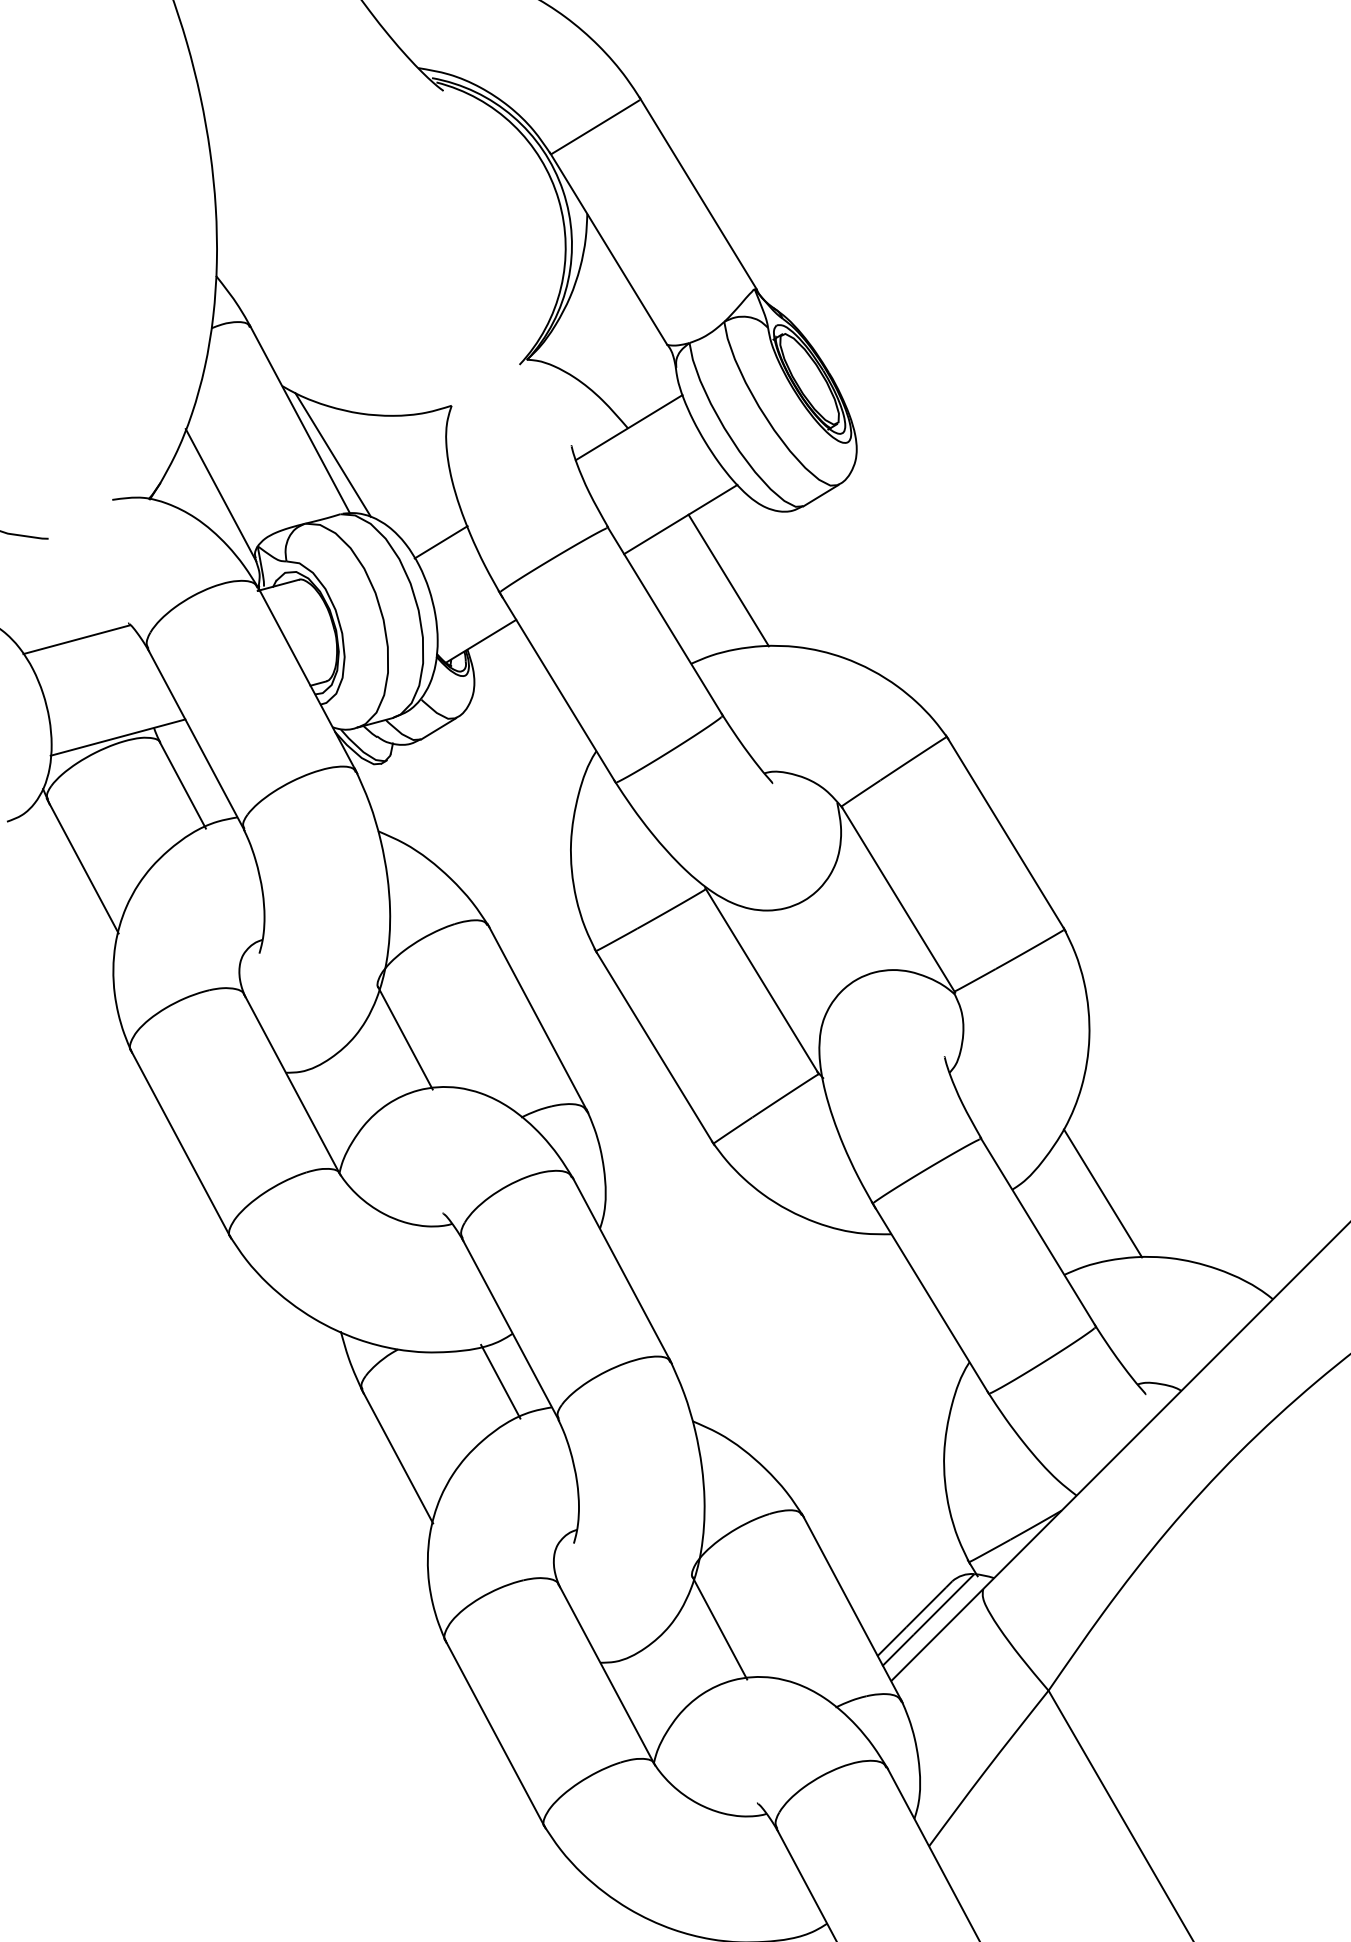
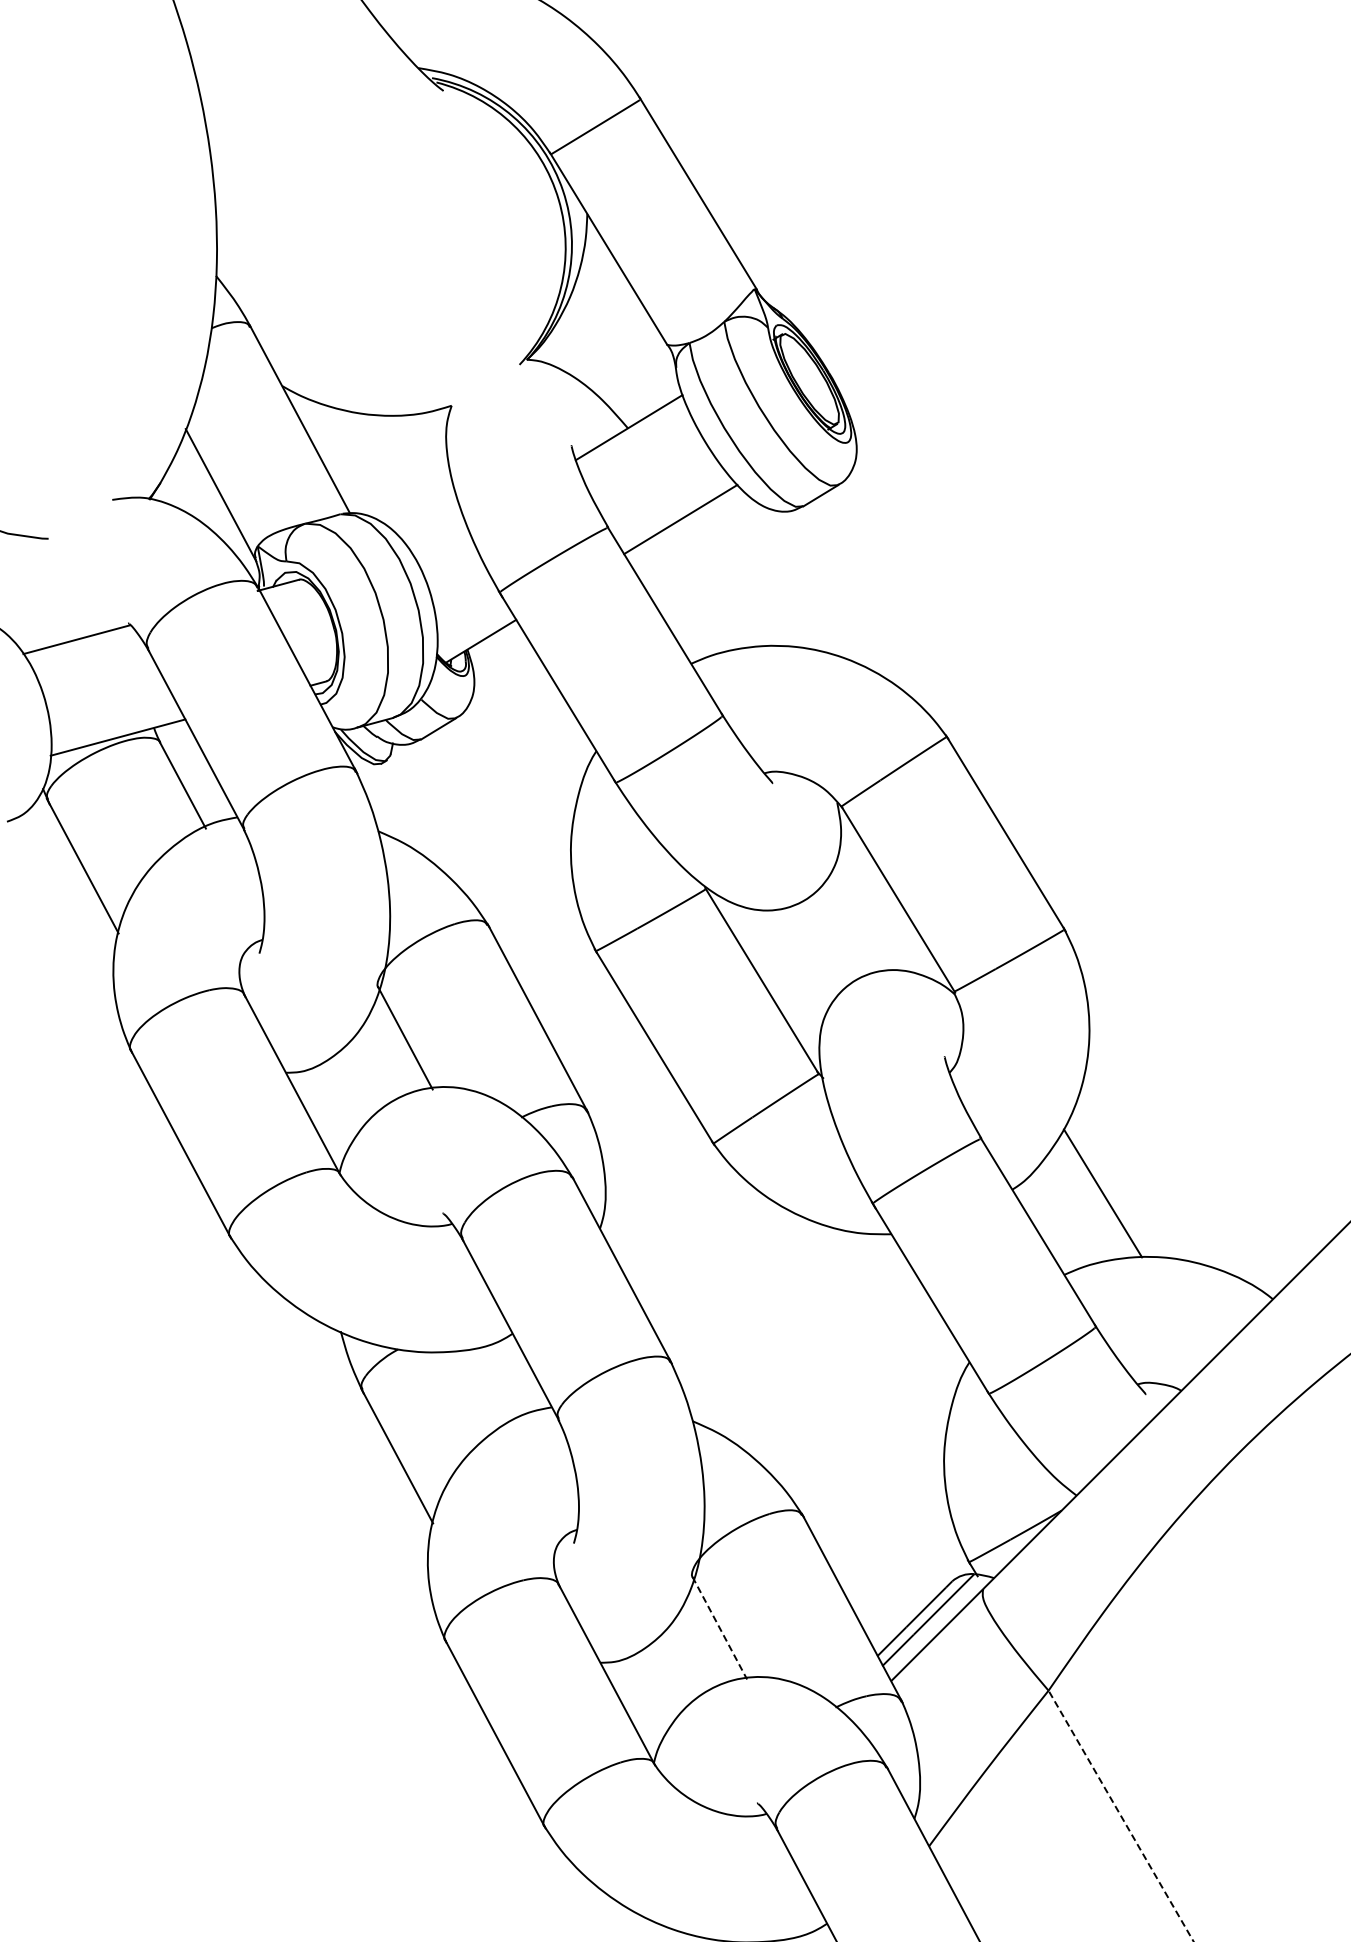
line: present -> none (332, 454)
line: present -> none (440, 542)
line: present -> none (728, 580)
line: present -> none (500, 1381)
line: solid -> dashed (720, 1628)
line: solid -> dashed (1121, 1816)
